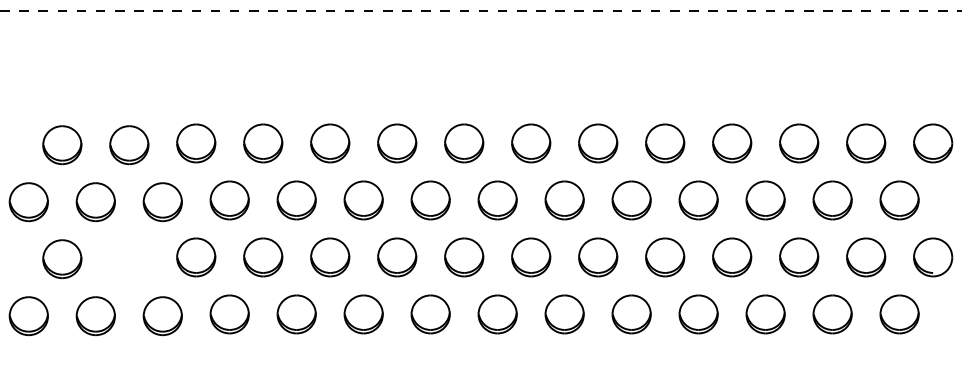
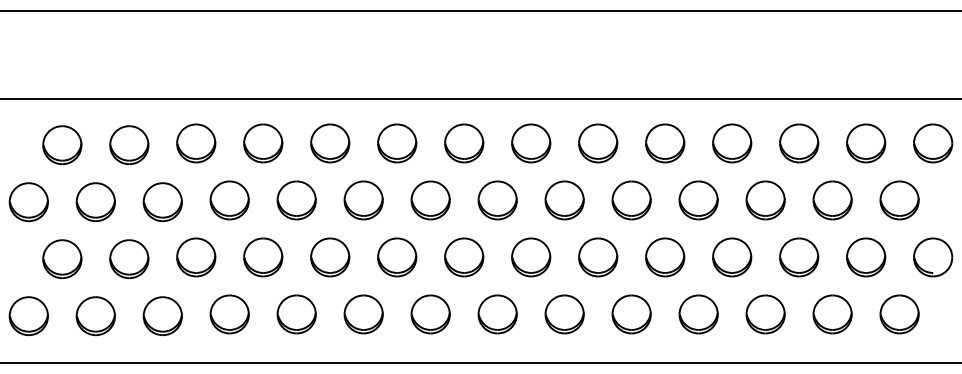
line: dashed -> solid (480, 11)
line: none -> present (480, 98)
part: none -> present (129, 259)
line: none -> present (480, 362)
